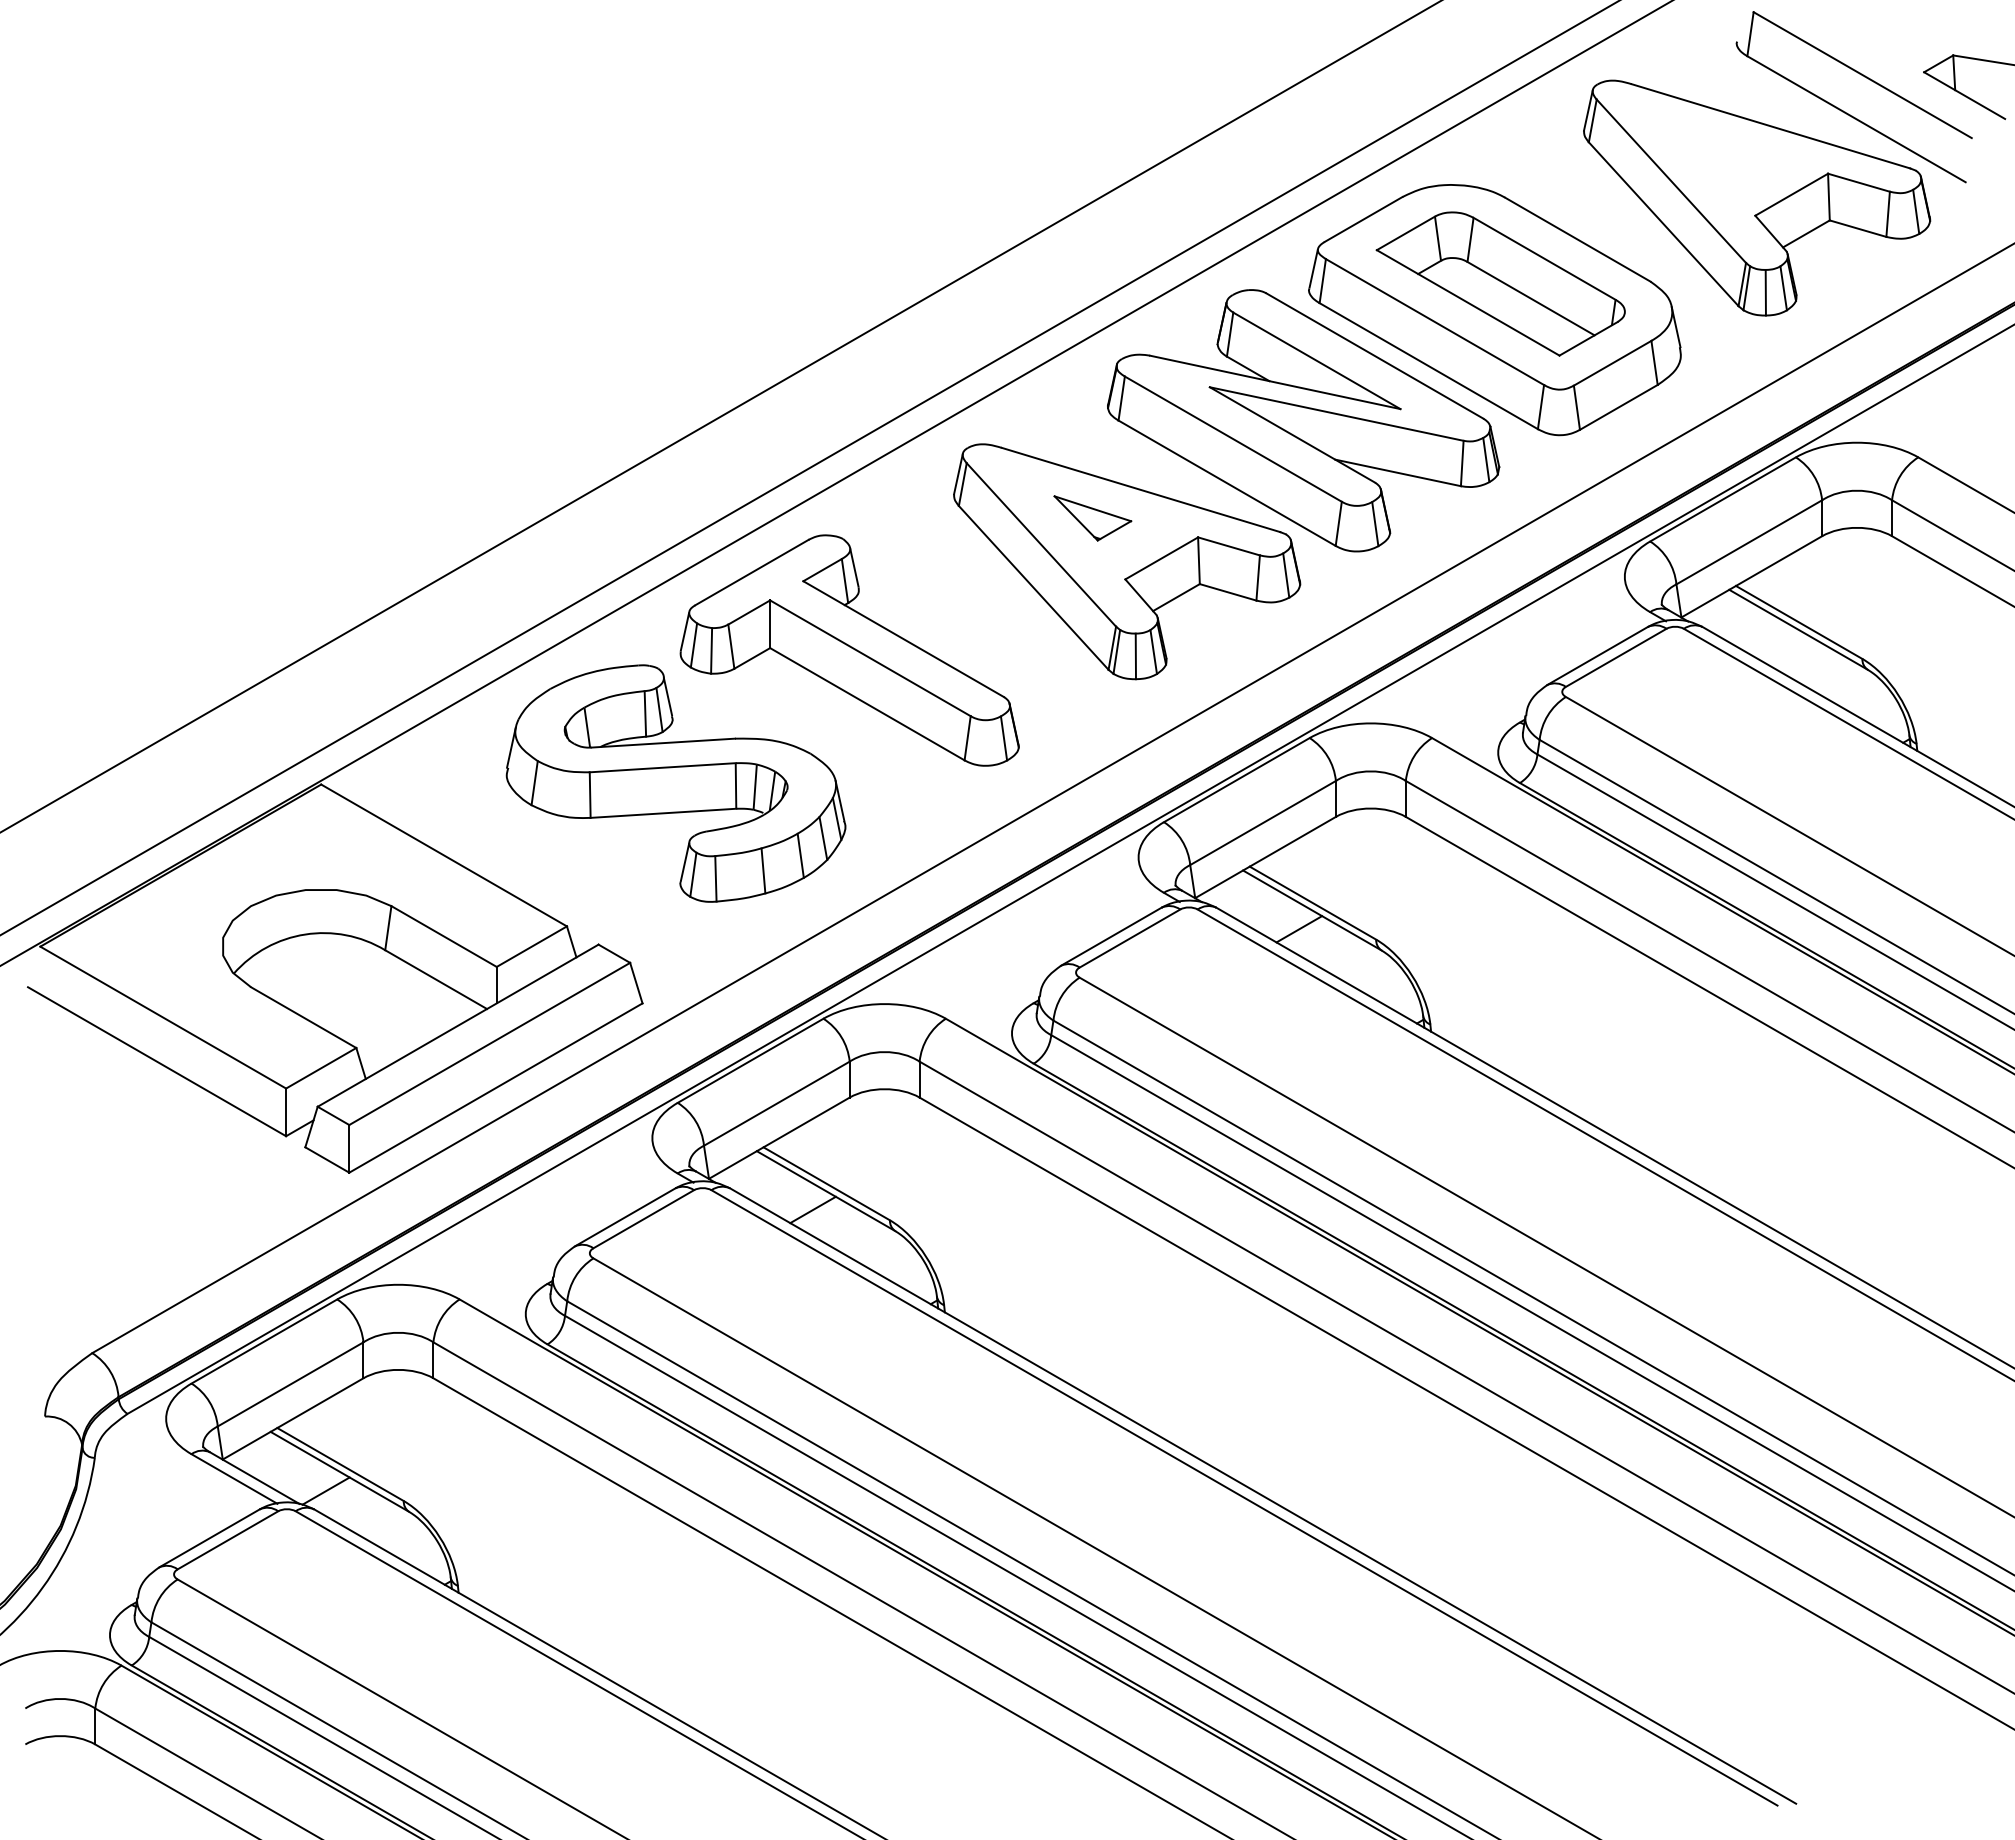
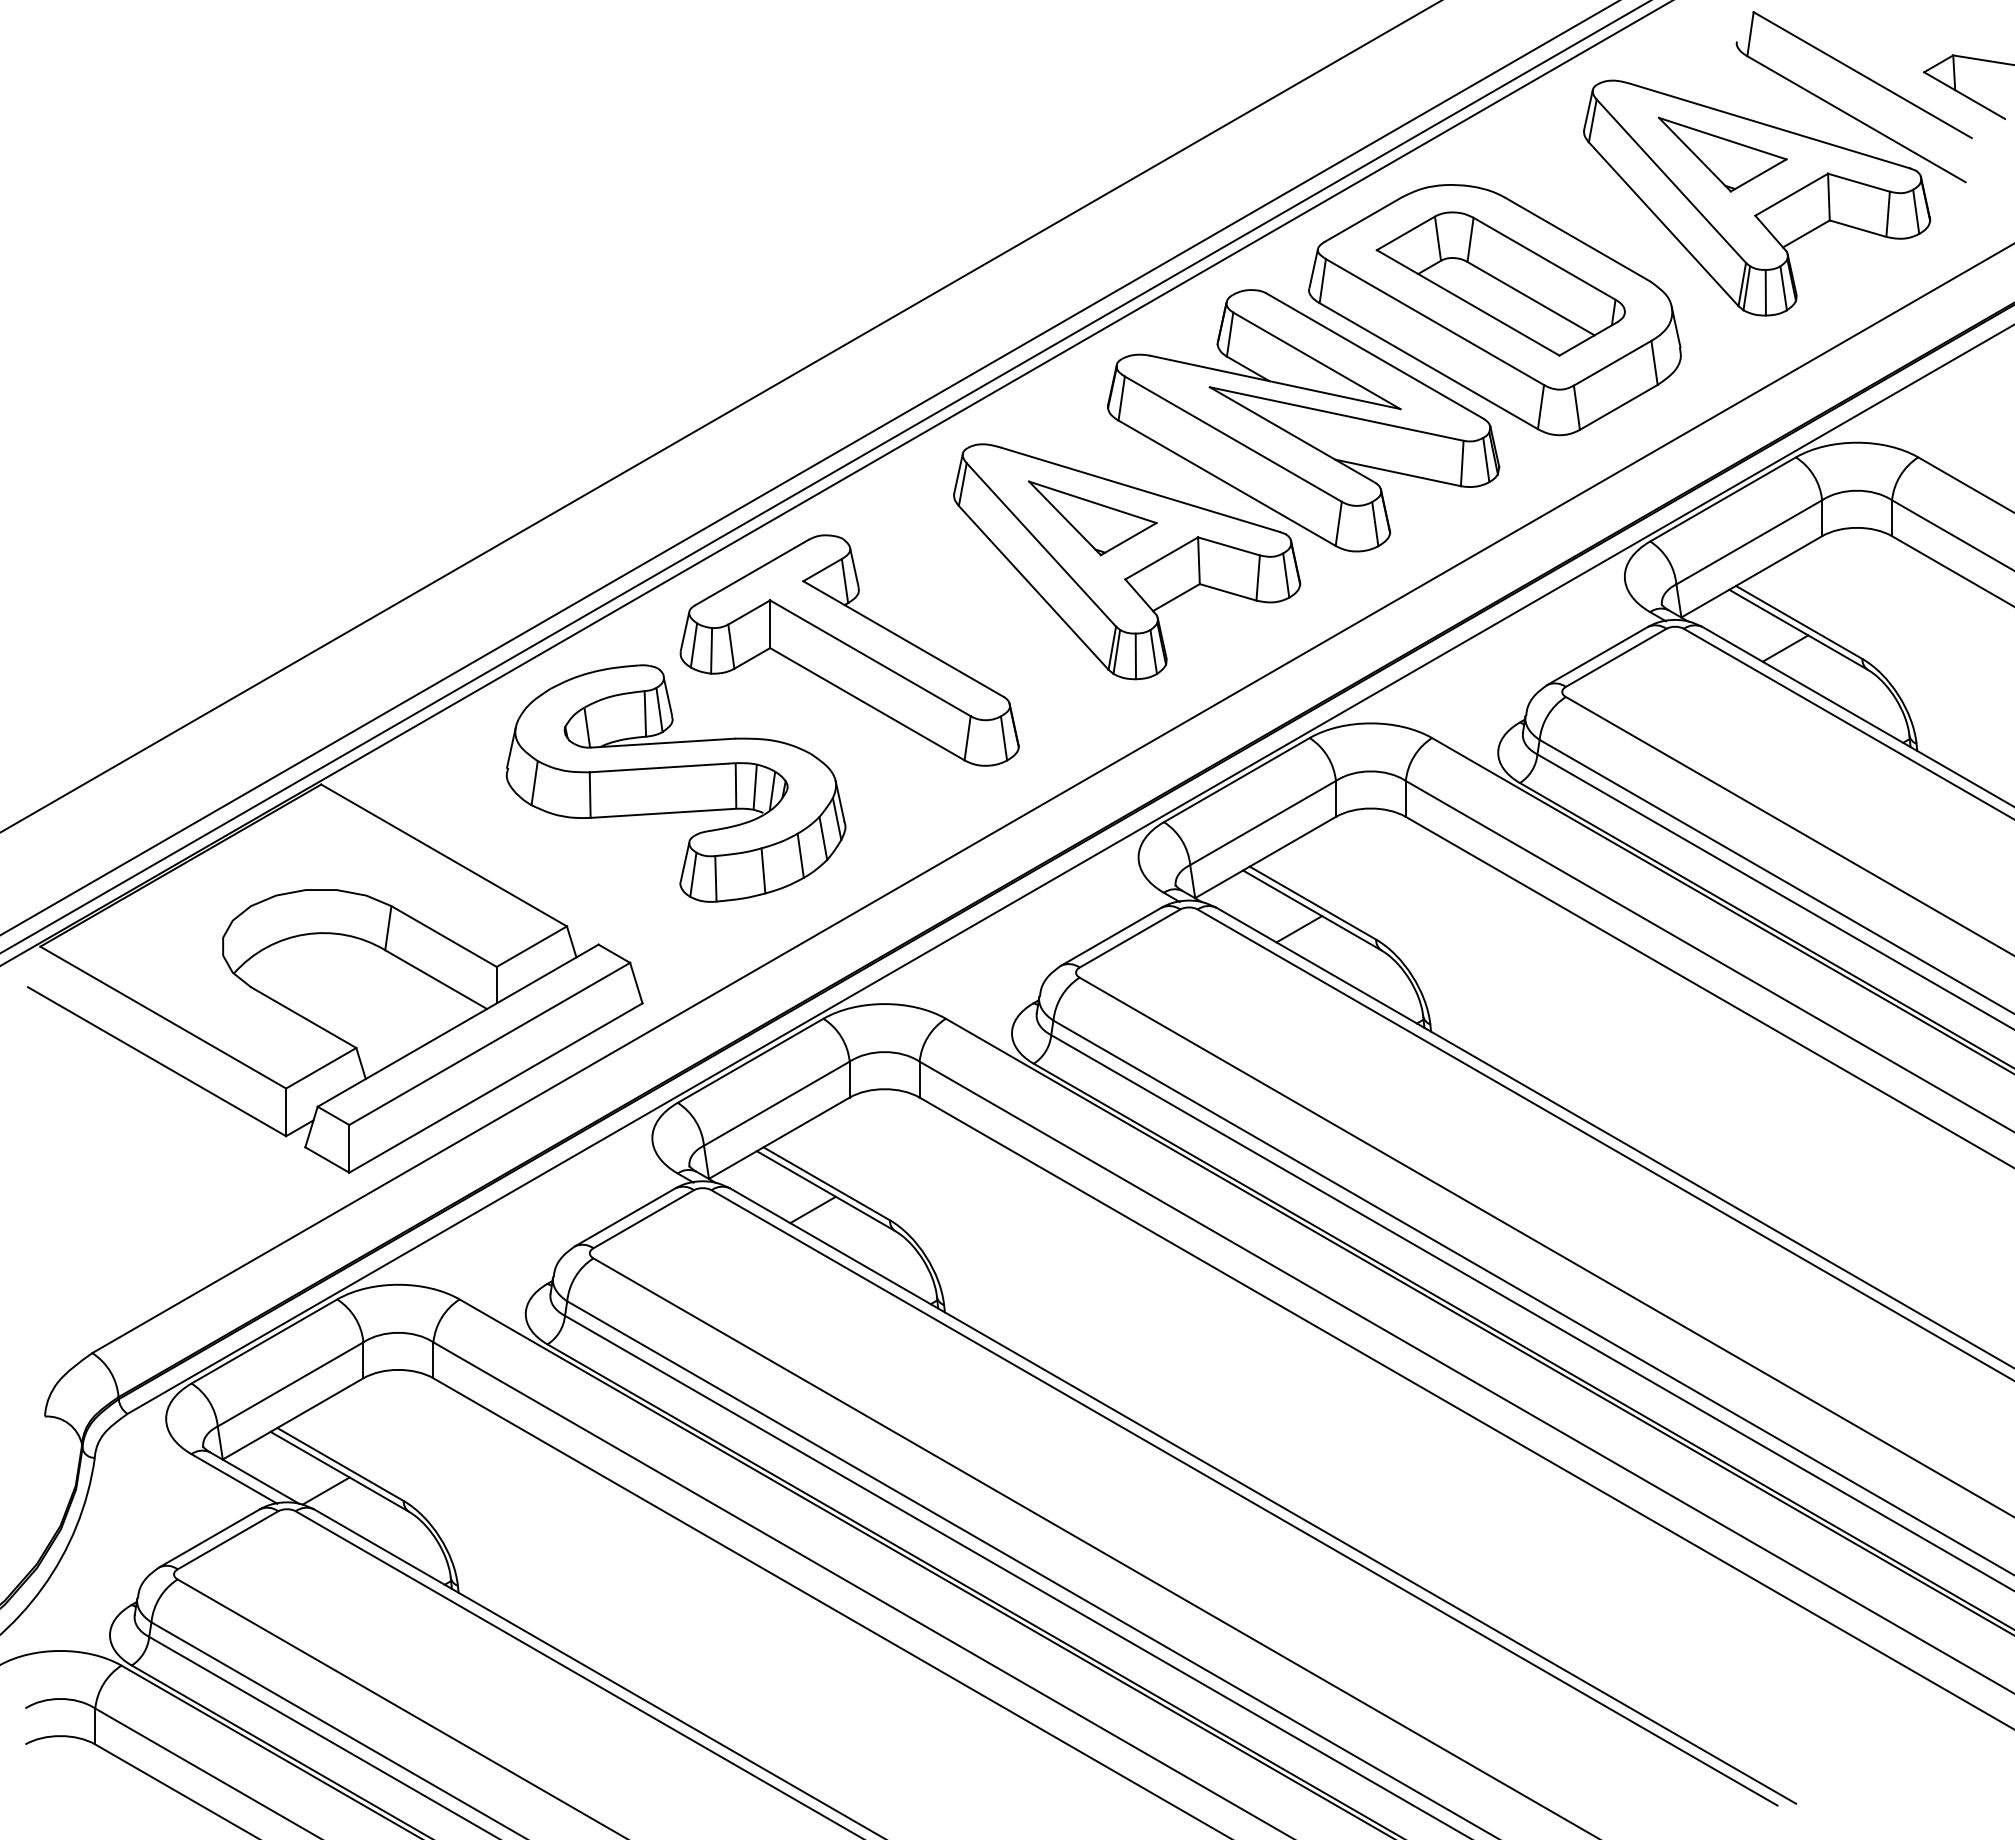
part: none -> present (1722, 154)
line: none -> present (825, 477)
part size: 80x47 px -> 130x77 px (1092, 518)
line: none -> present (1785, 648)
